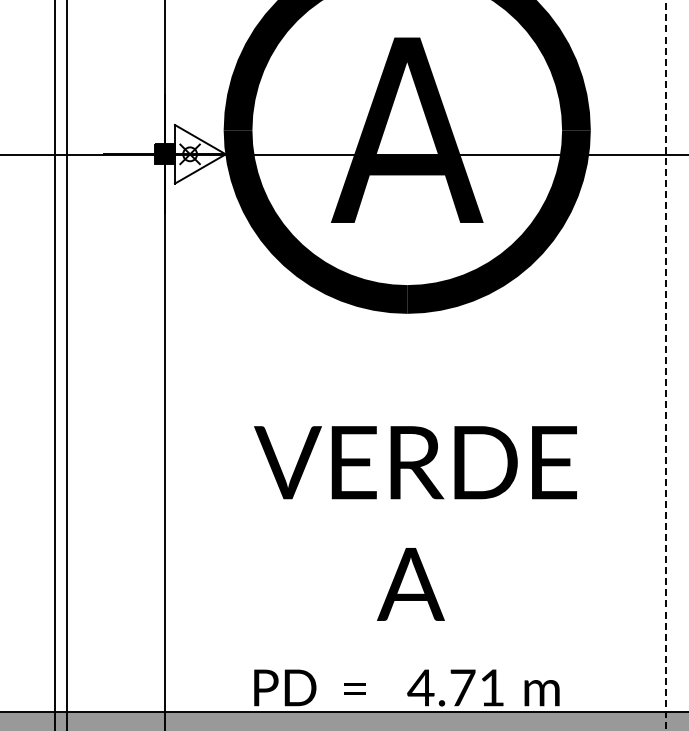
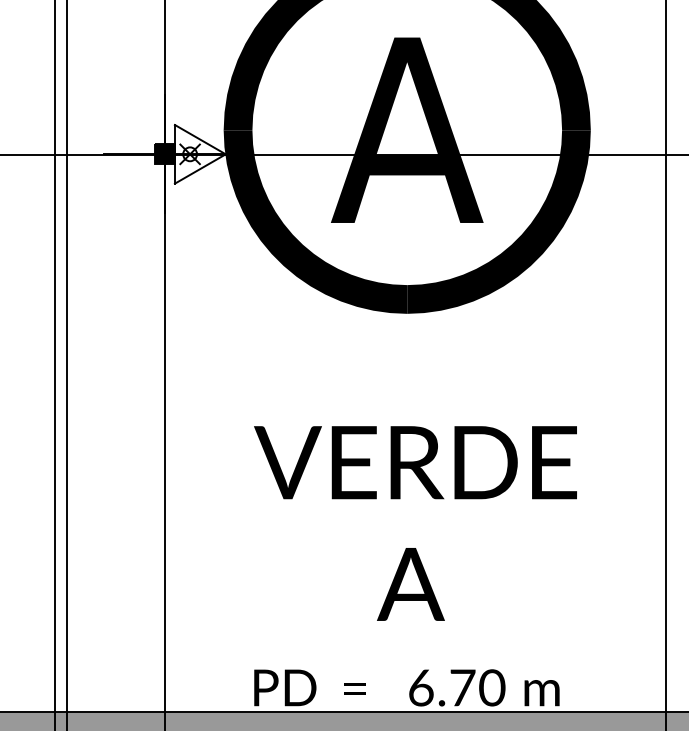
line: dashed -> solid (665, 365)
text: 4.71 -> 6.70 (456, 687)
